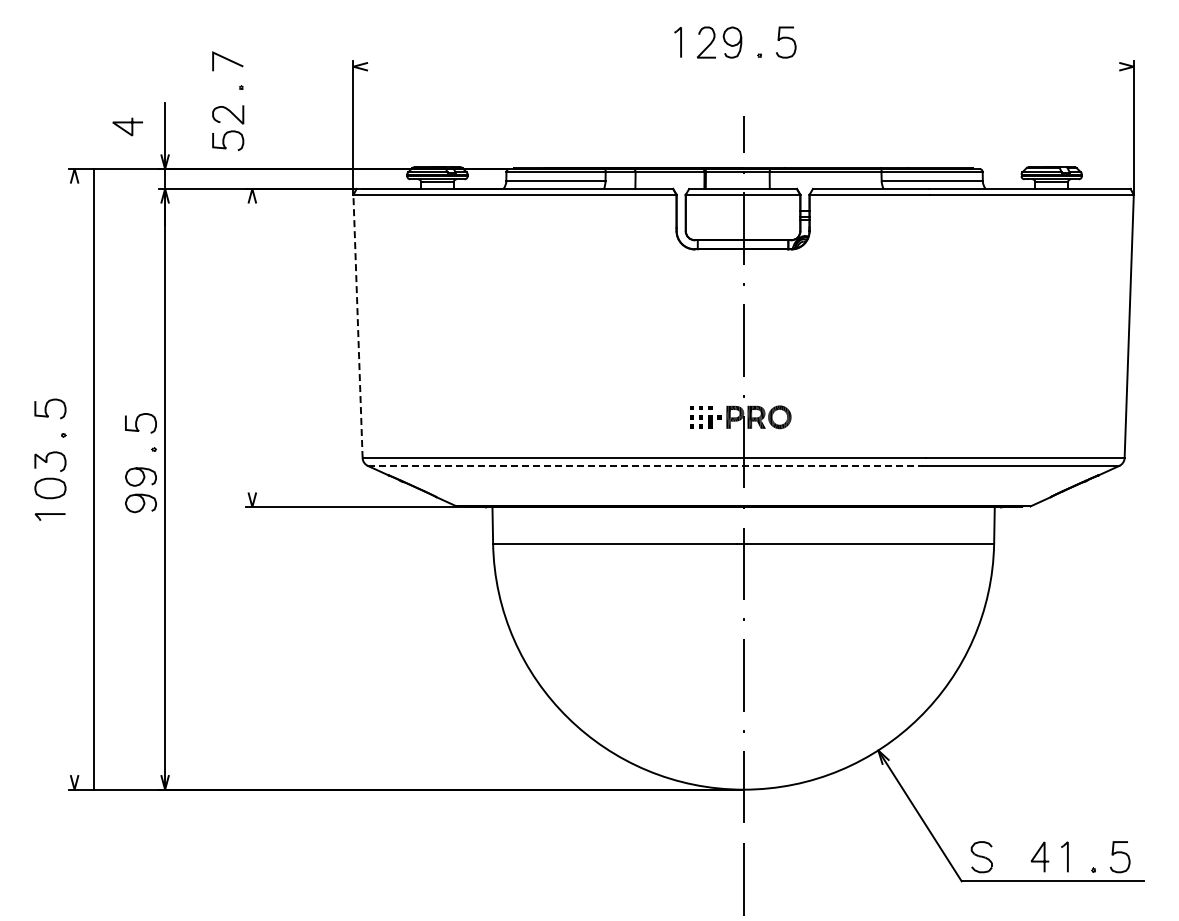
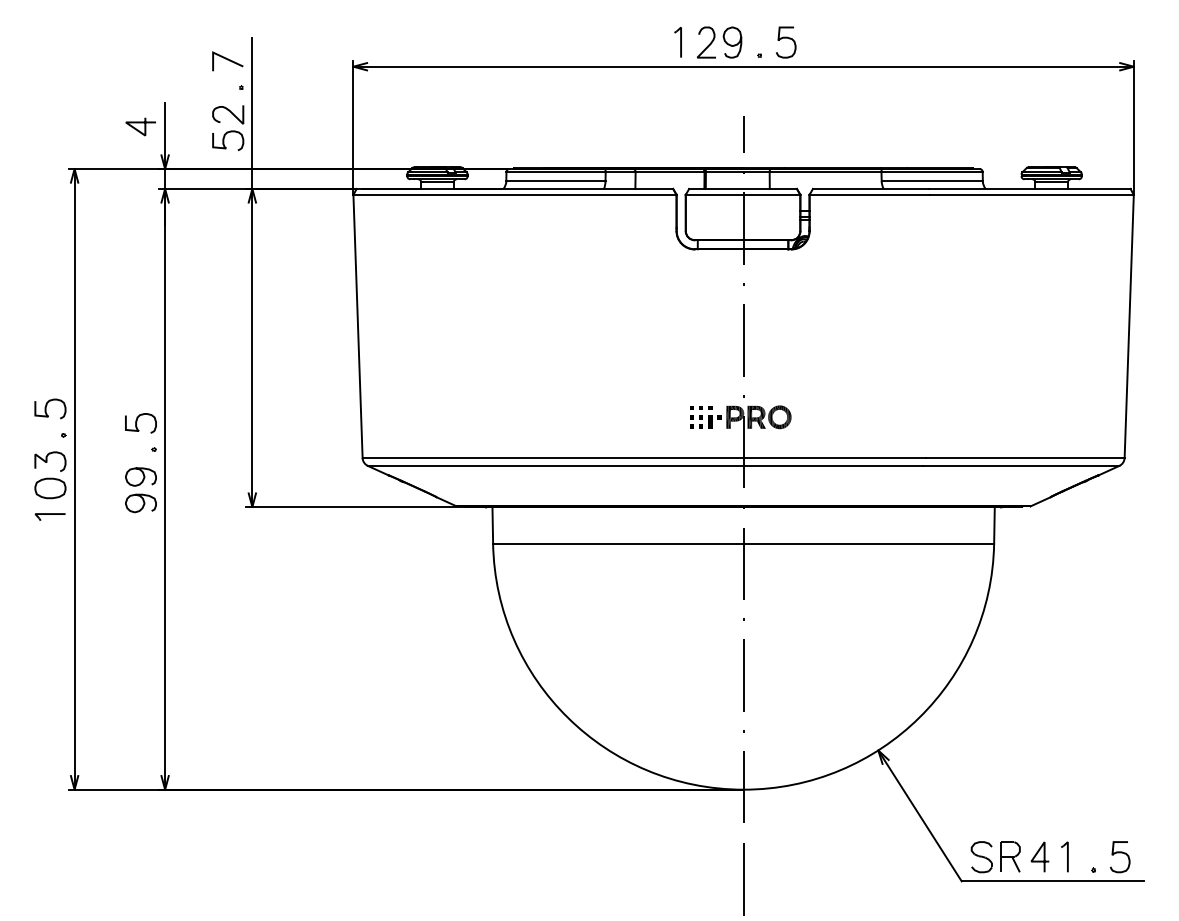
line: none -> present (743, 66)
line position: (127, 123) -> (140, 123) (140, 123)
line: none -> present (252, 272)
line: dashed -> solid (358, 326)
line: dashed -> solid (645, 465)
line position: (93, 479) -> (74, 479) (74, 479)
part: none -> present (1010, 856)
